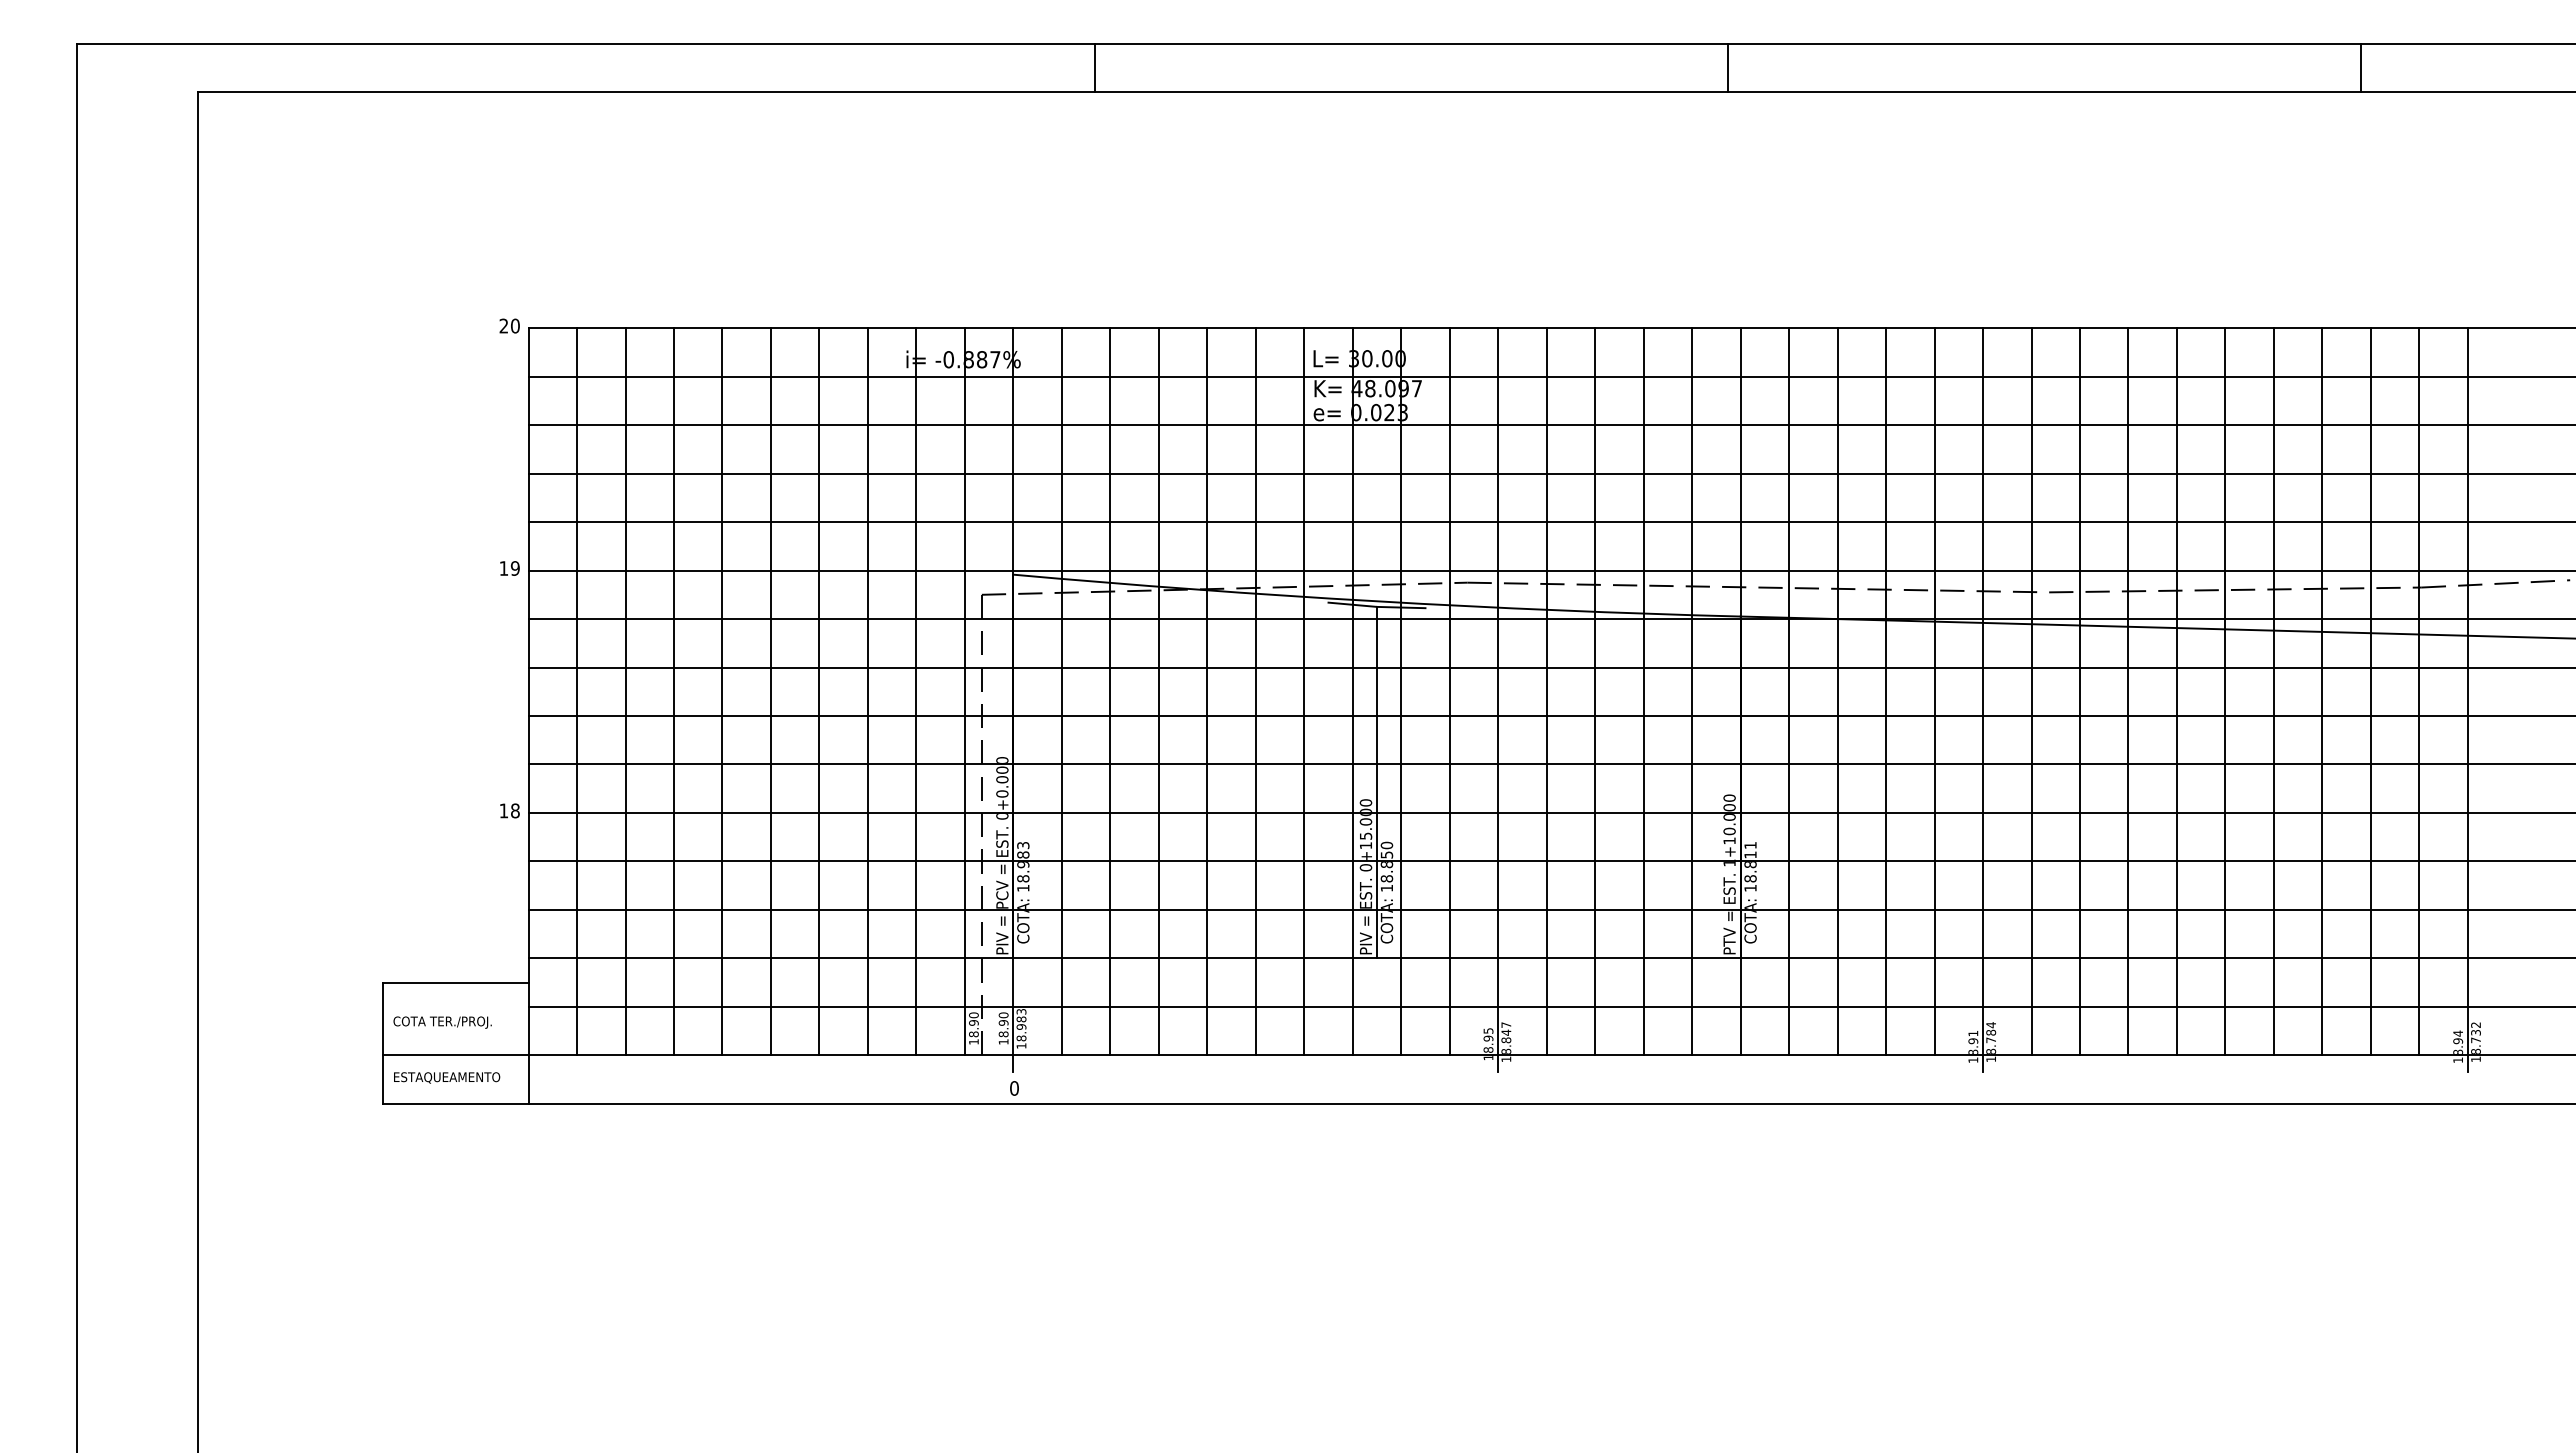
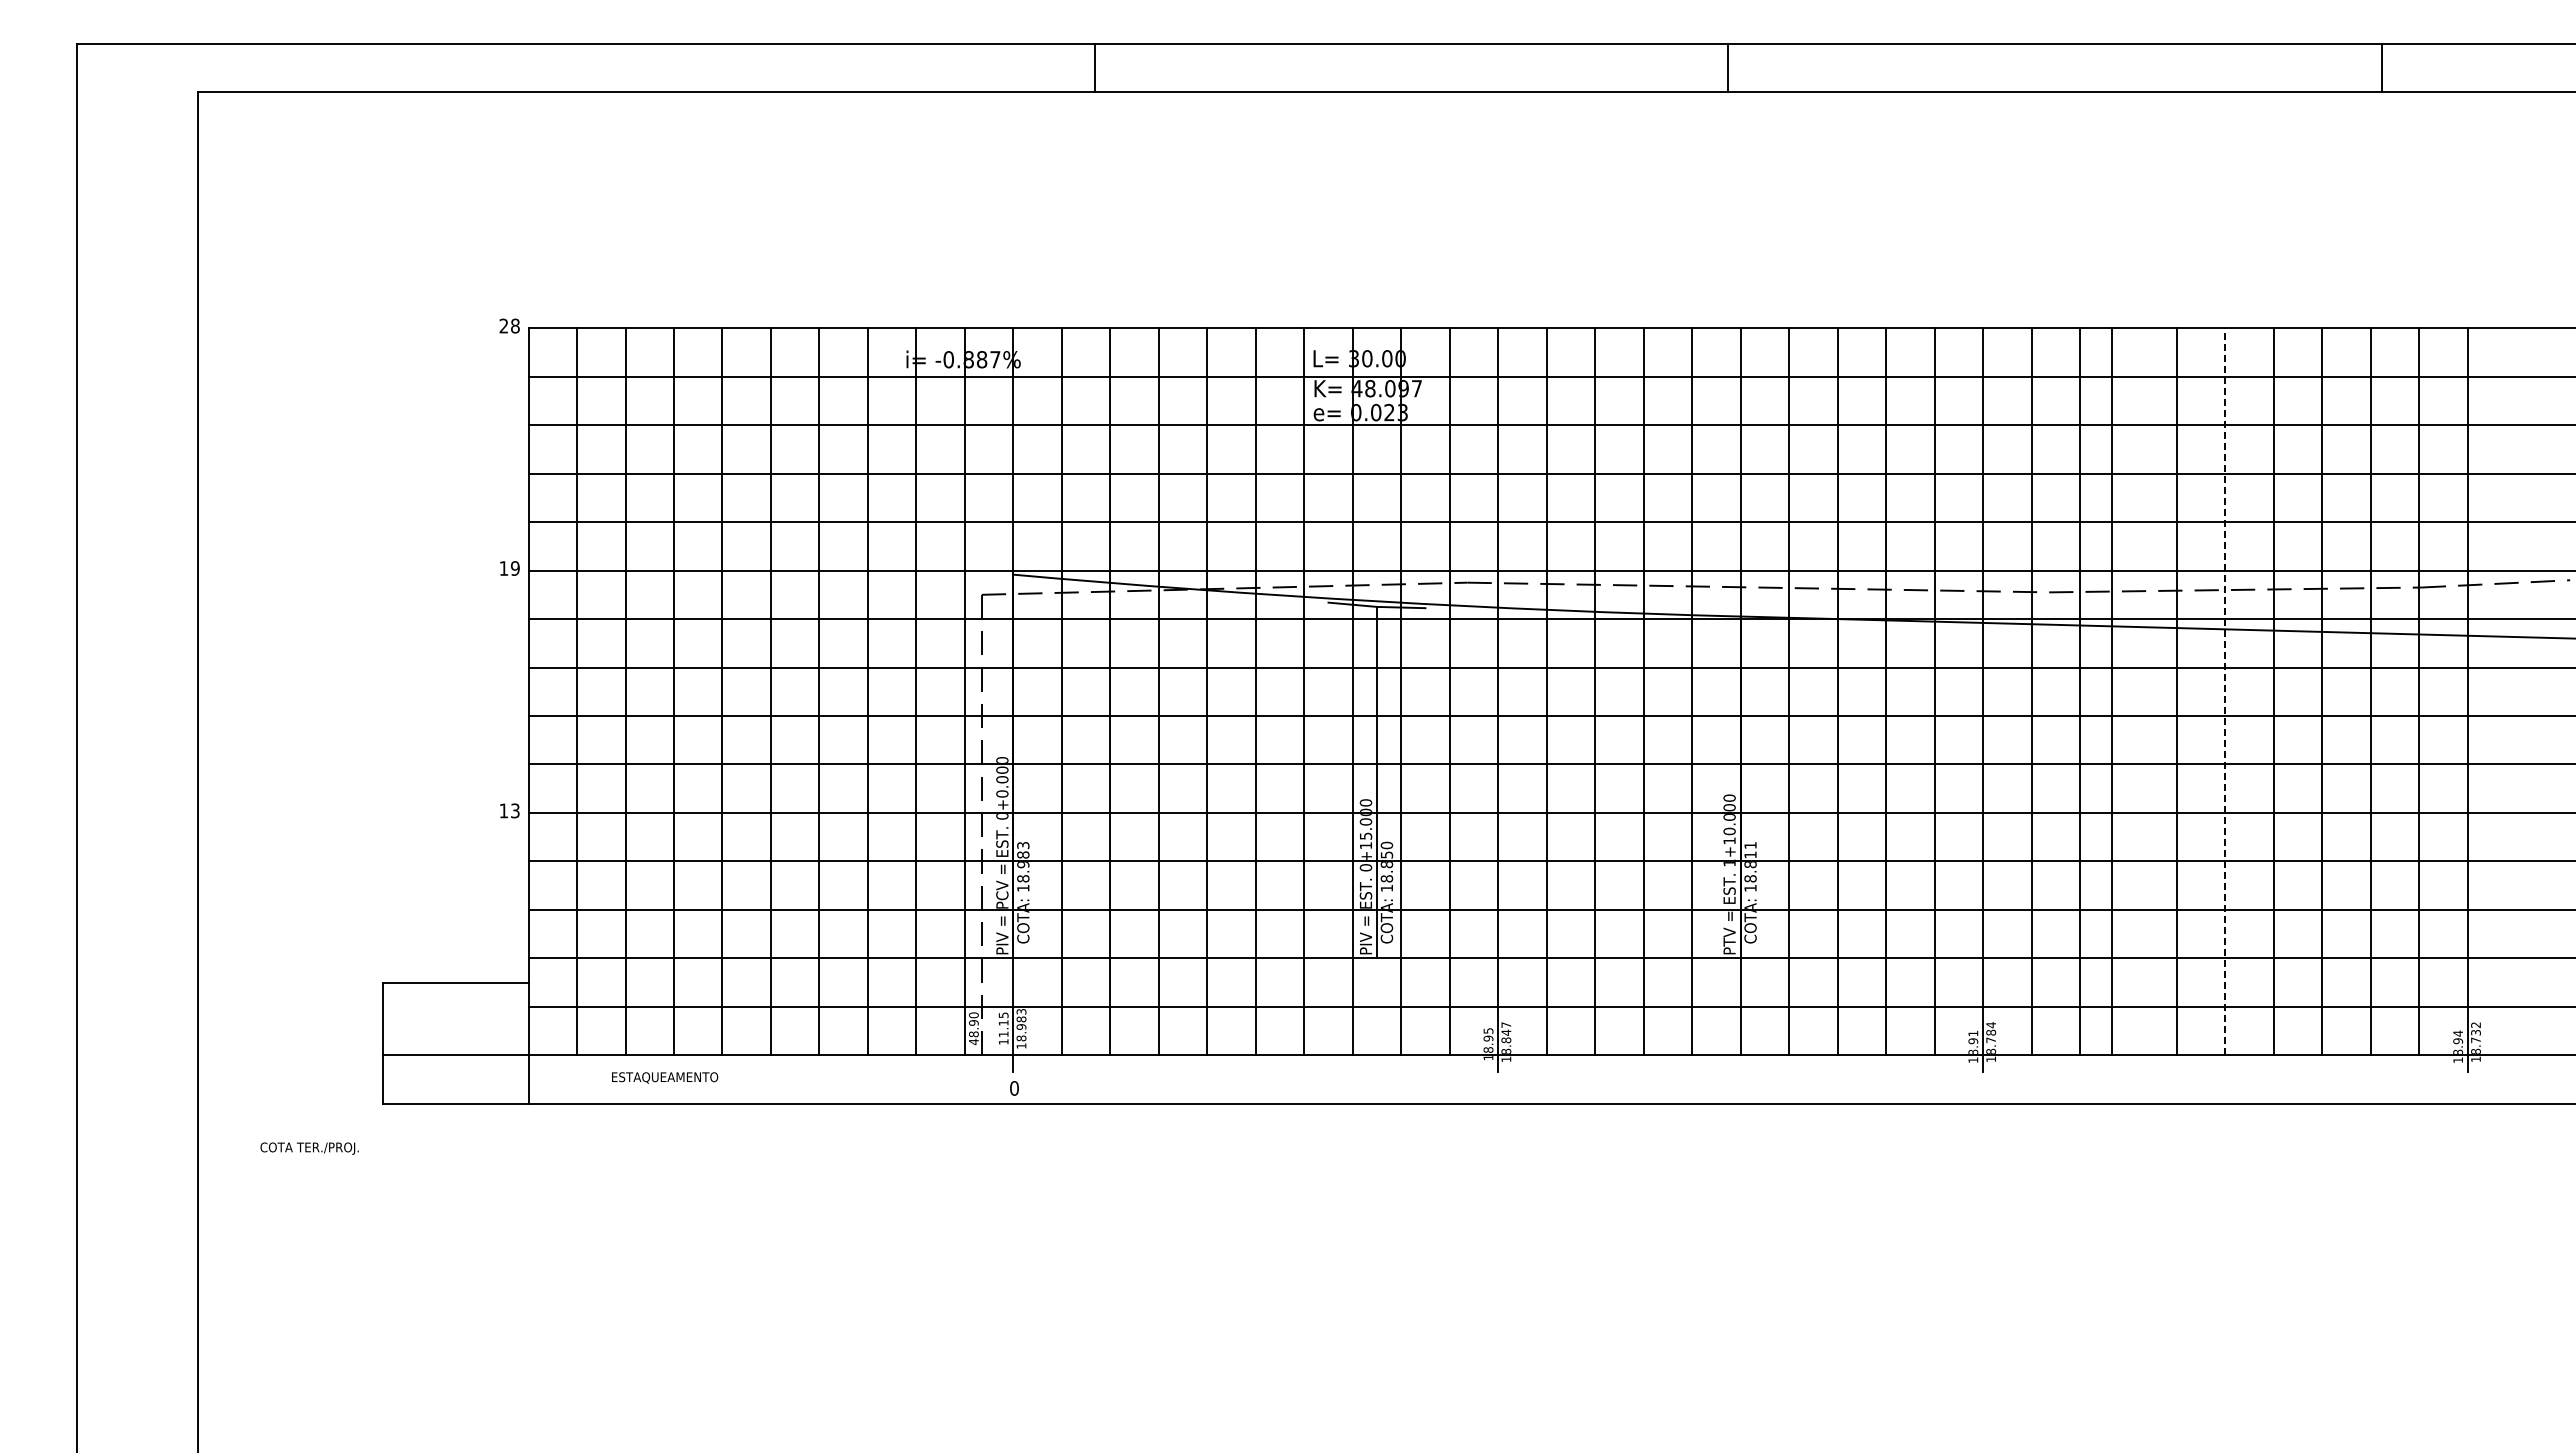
line position: (2360, 67) -> (2381, 67) (2381, 67)
text: 20 -> 28 (515, 326)
line position: (2128, 691) -> (2112, 691) (2112, 691)
line: solid -> dashed (2225, 691)
text: 18 -> 13 (515, 810)
text position: (442, 1022) -> (309, 1148) (309, 1148)
text: 18.90 -> 11.15 (1003, 1024)
text: 18.90 -> 48.90 (973, 1042)
text position: (447, 1077) -> (665, 1077) (665, 1077)
